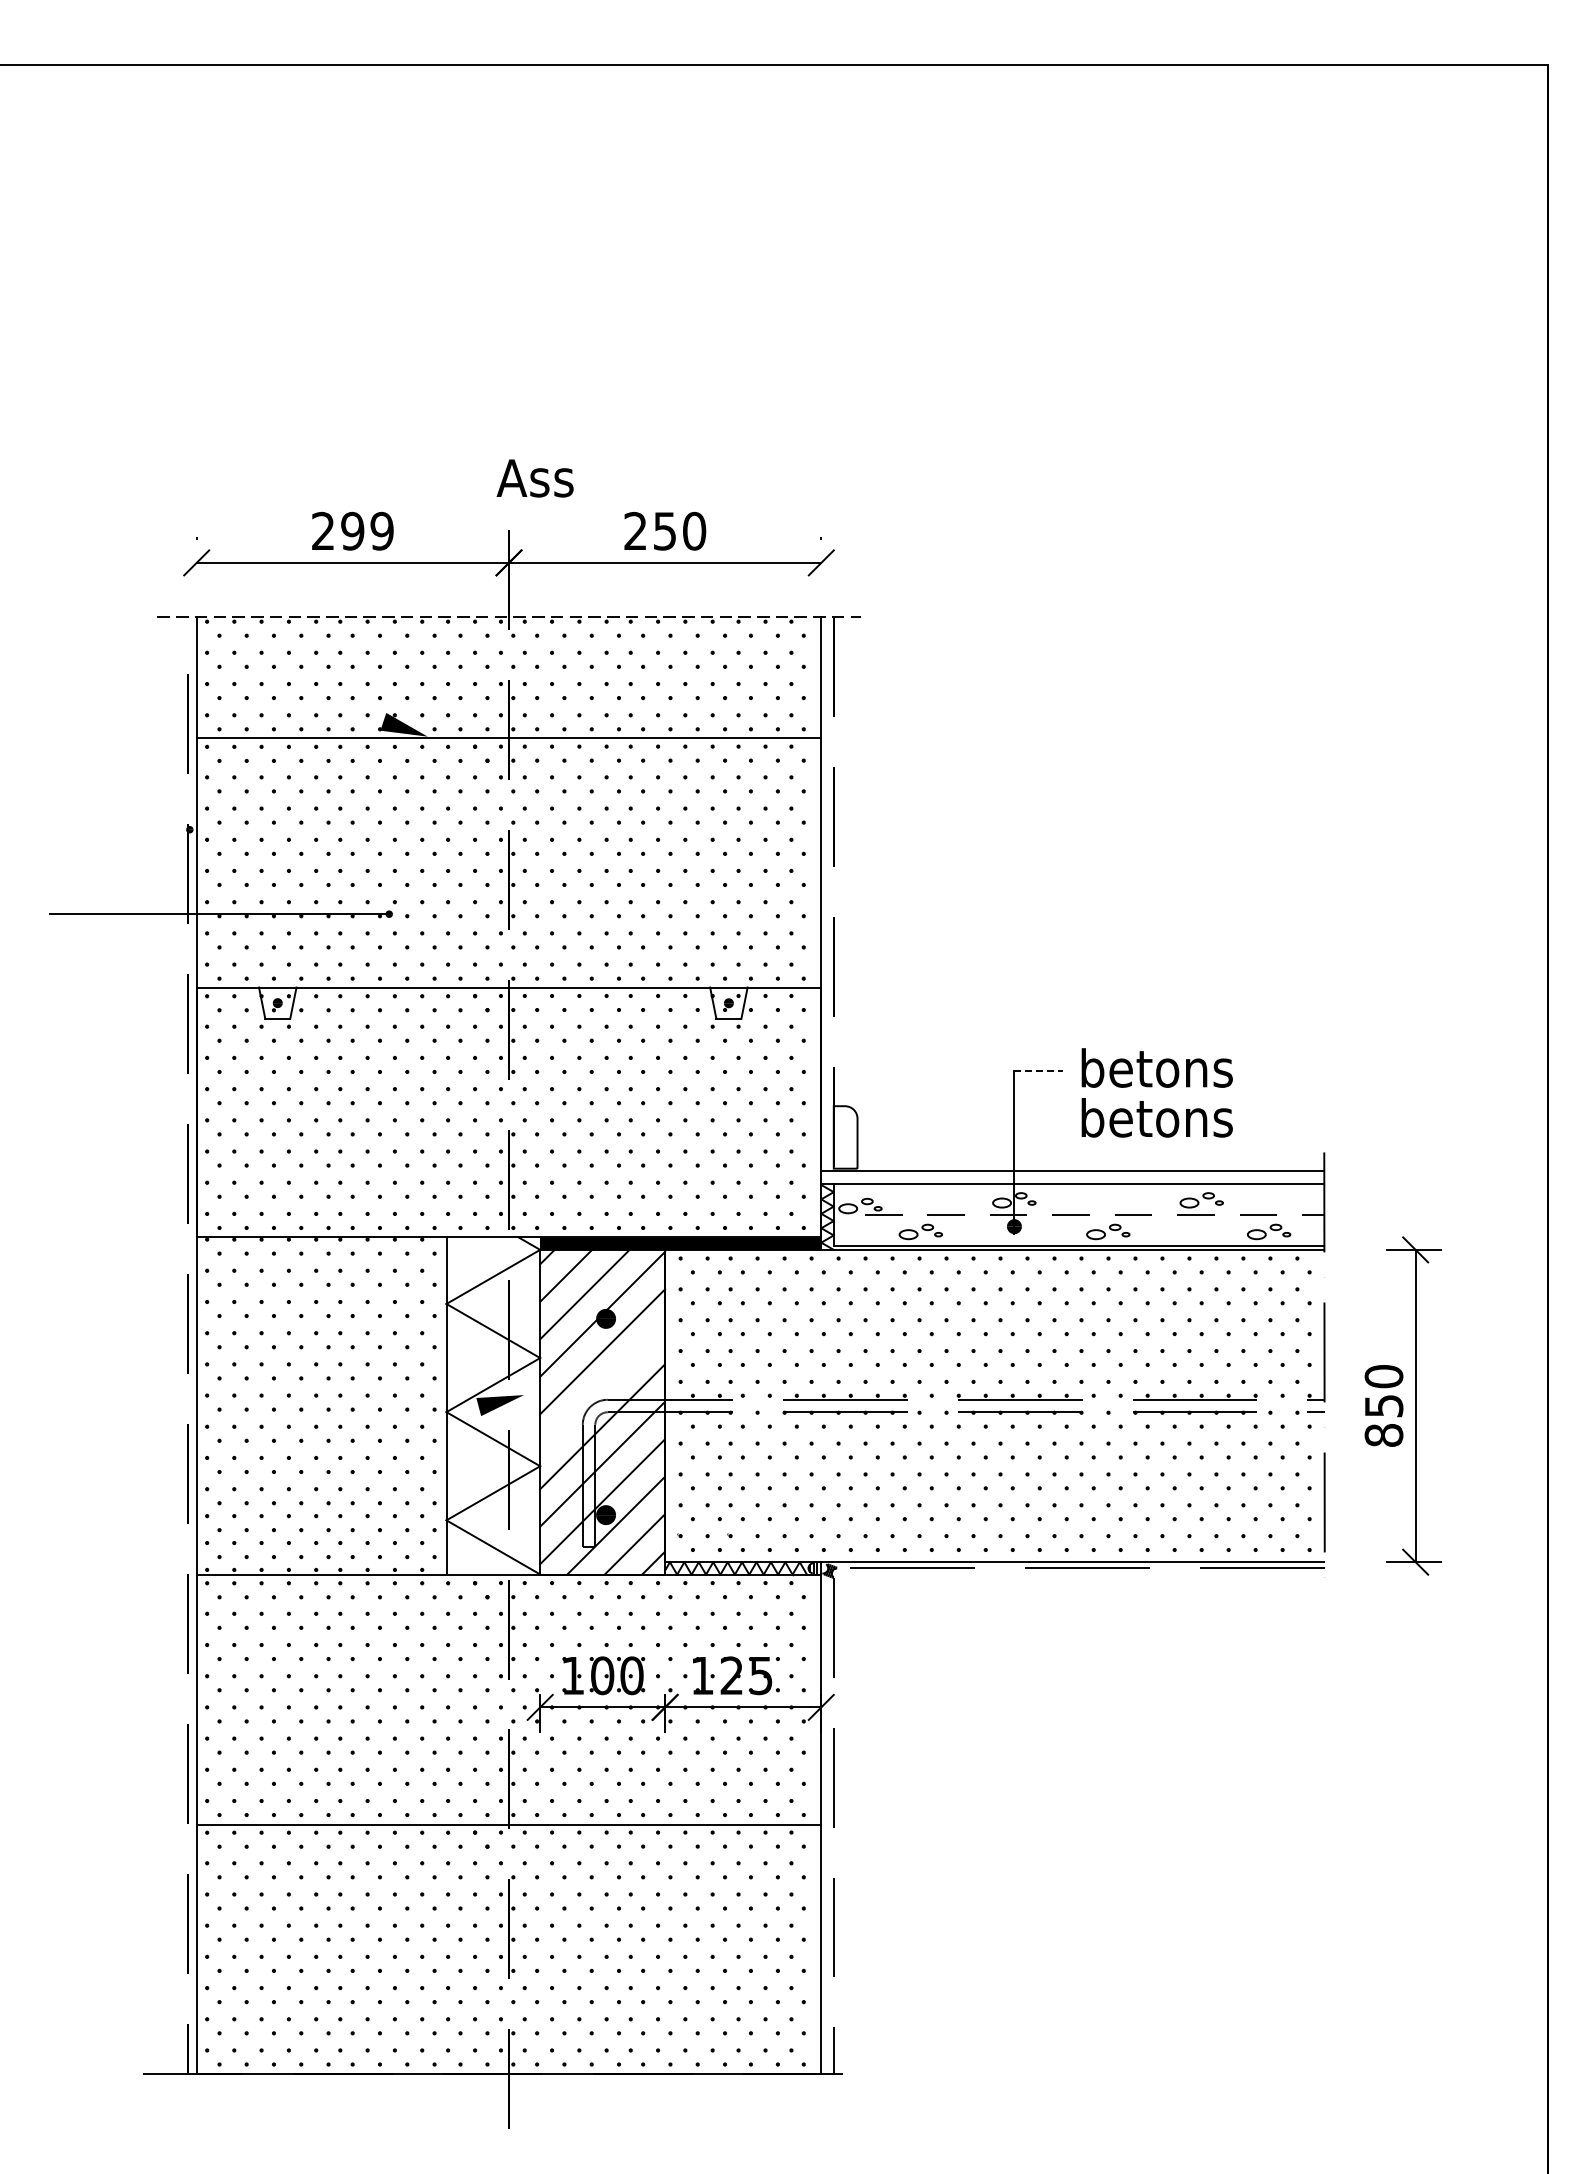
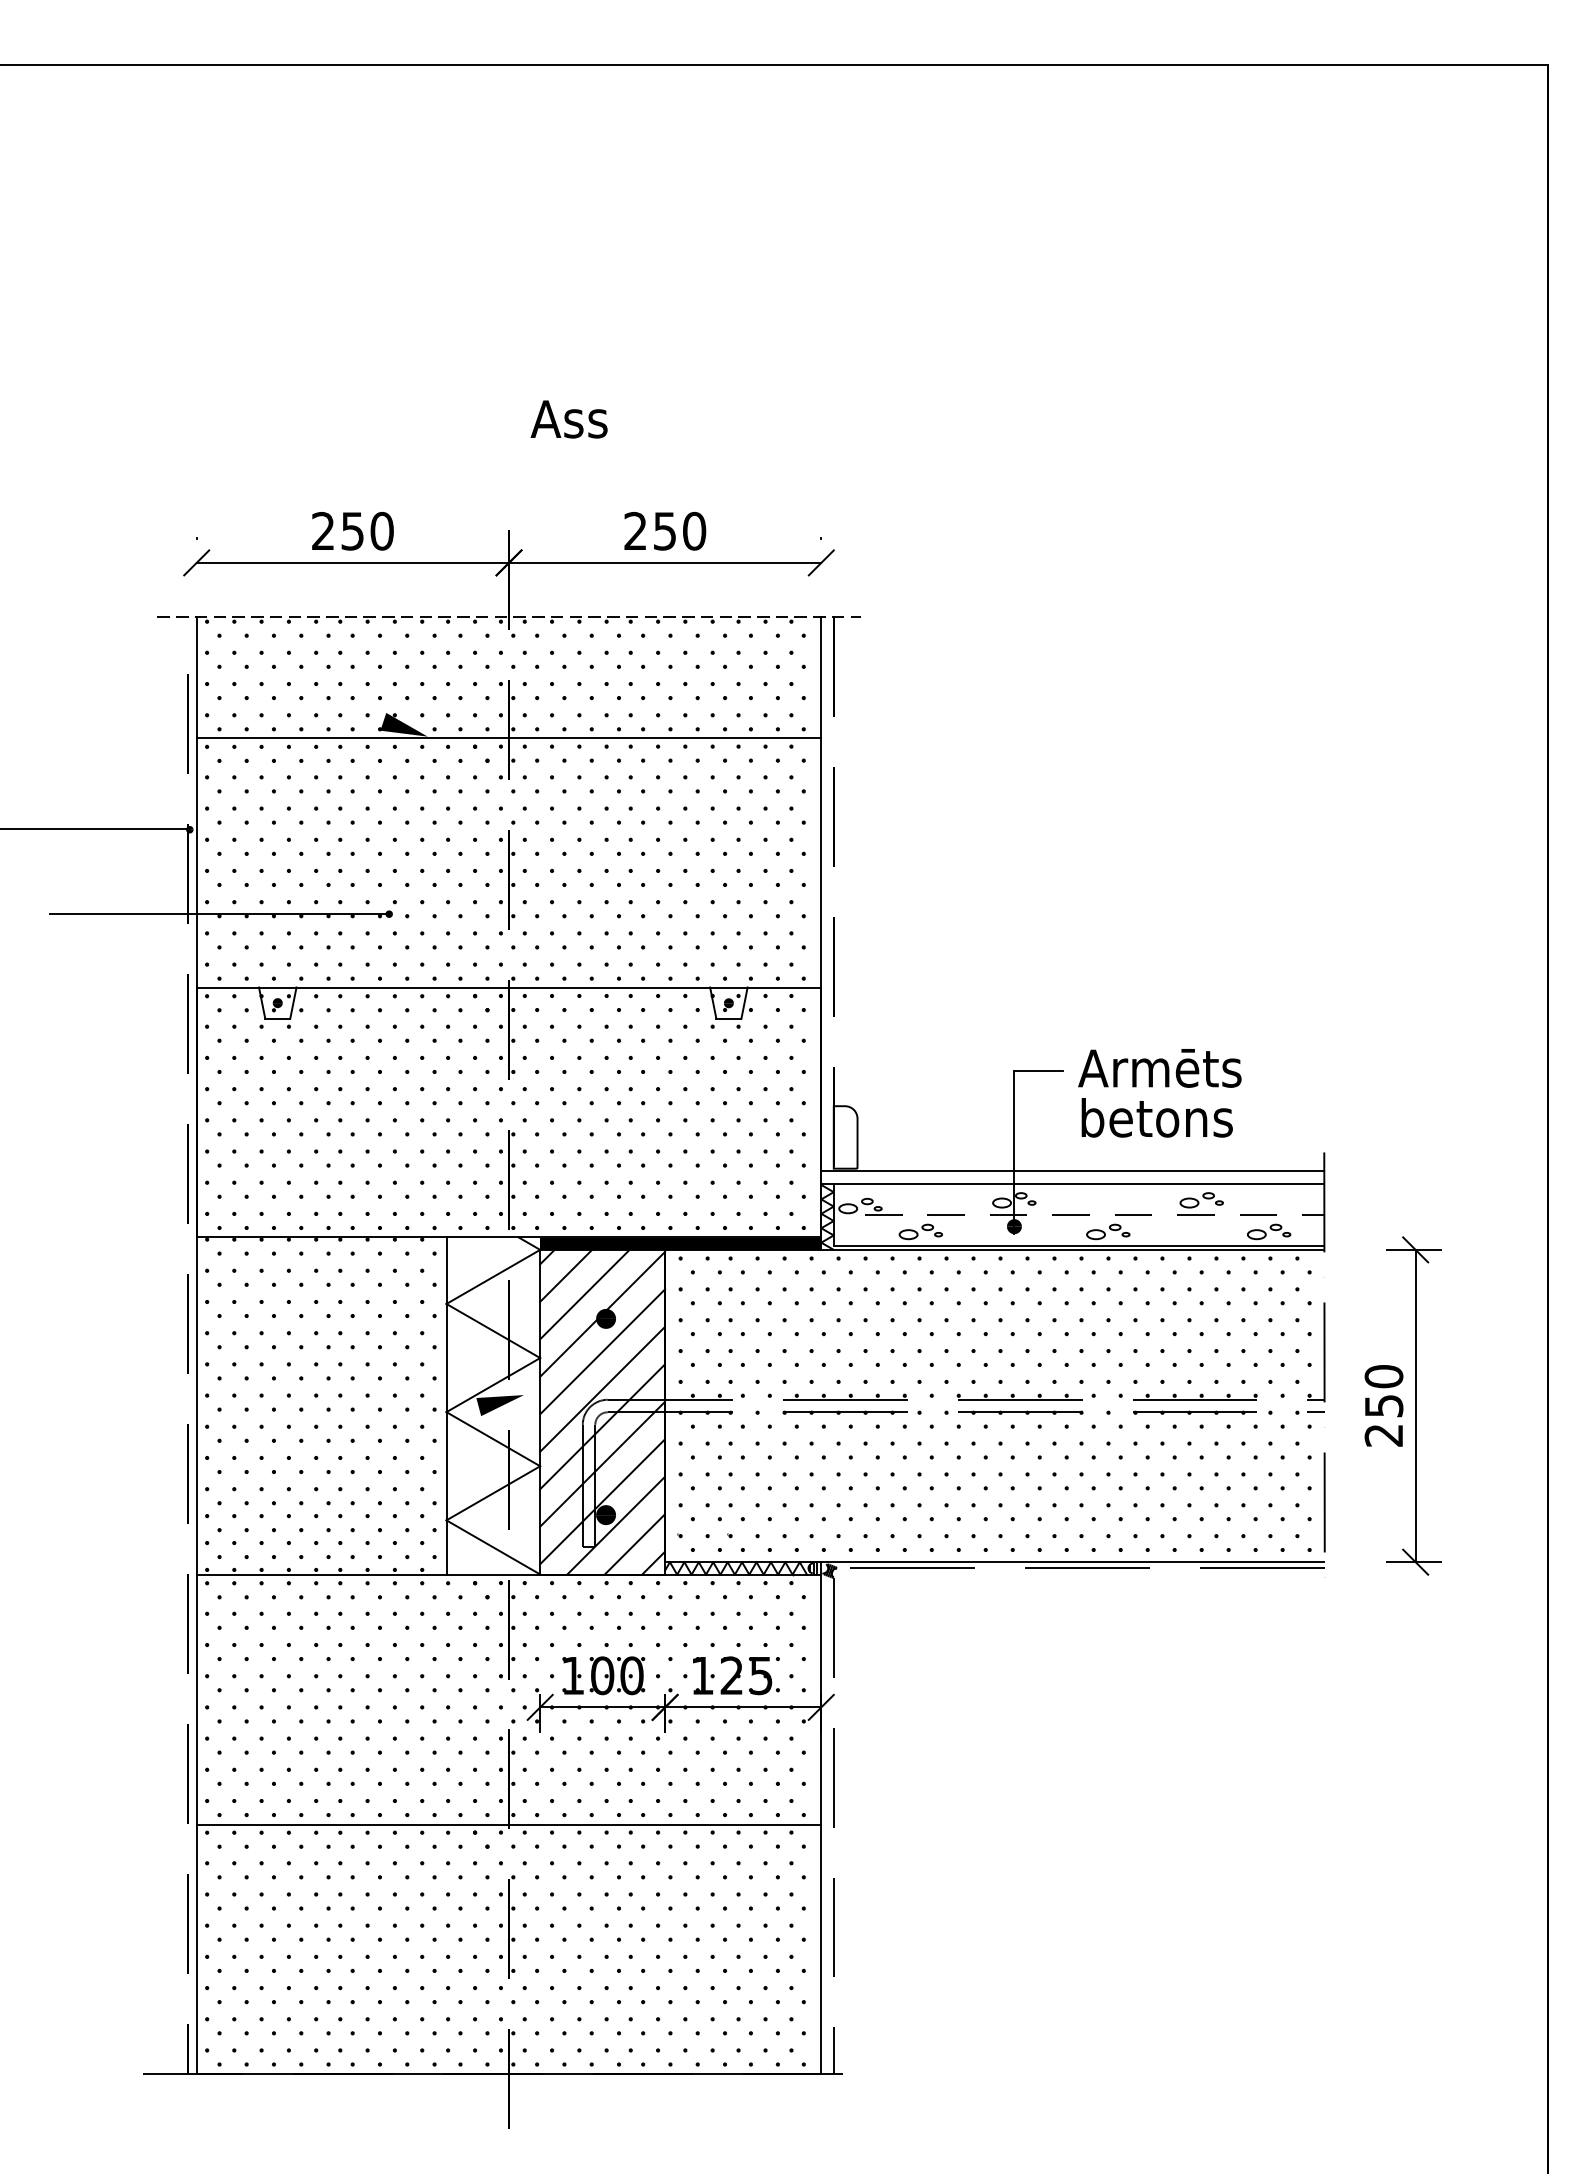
text position: (534, 478) -> (568, 419) (568, 419)
text: 299 -> 250 (367, 530)
line: none -> present (96, 829)
text: betons -> Armēts (1159, 1067)
line: dashed -> solid (1039, 1071)
line: none -> present (602, 1389)
text: 850 -> 250 (1383, 1435)
